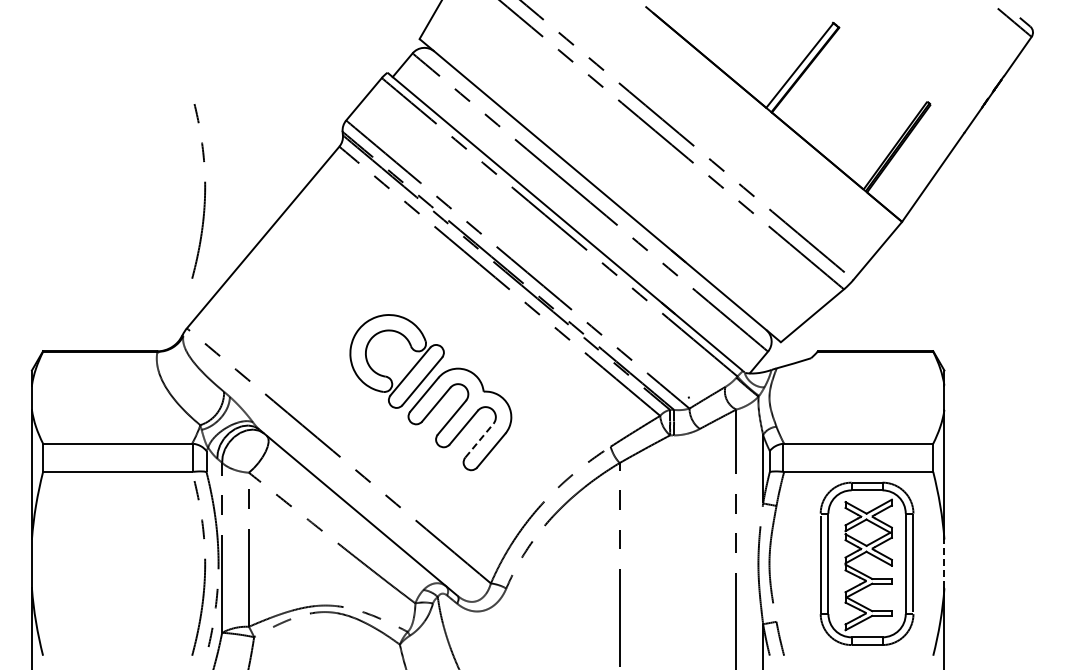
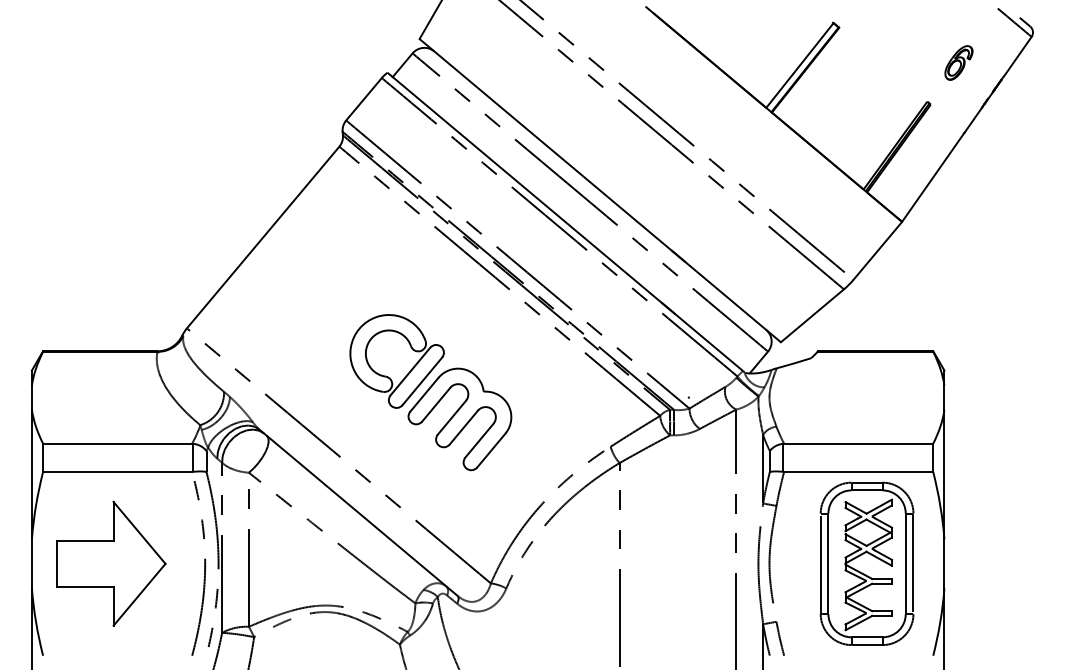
part: none -> present (958, 62)
curve: present -> none (204, 191)
line: dashed -> solid (479, 440)
part: none -> present (111, 563)
line: dashed -> solid (944, 563)
